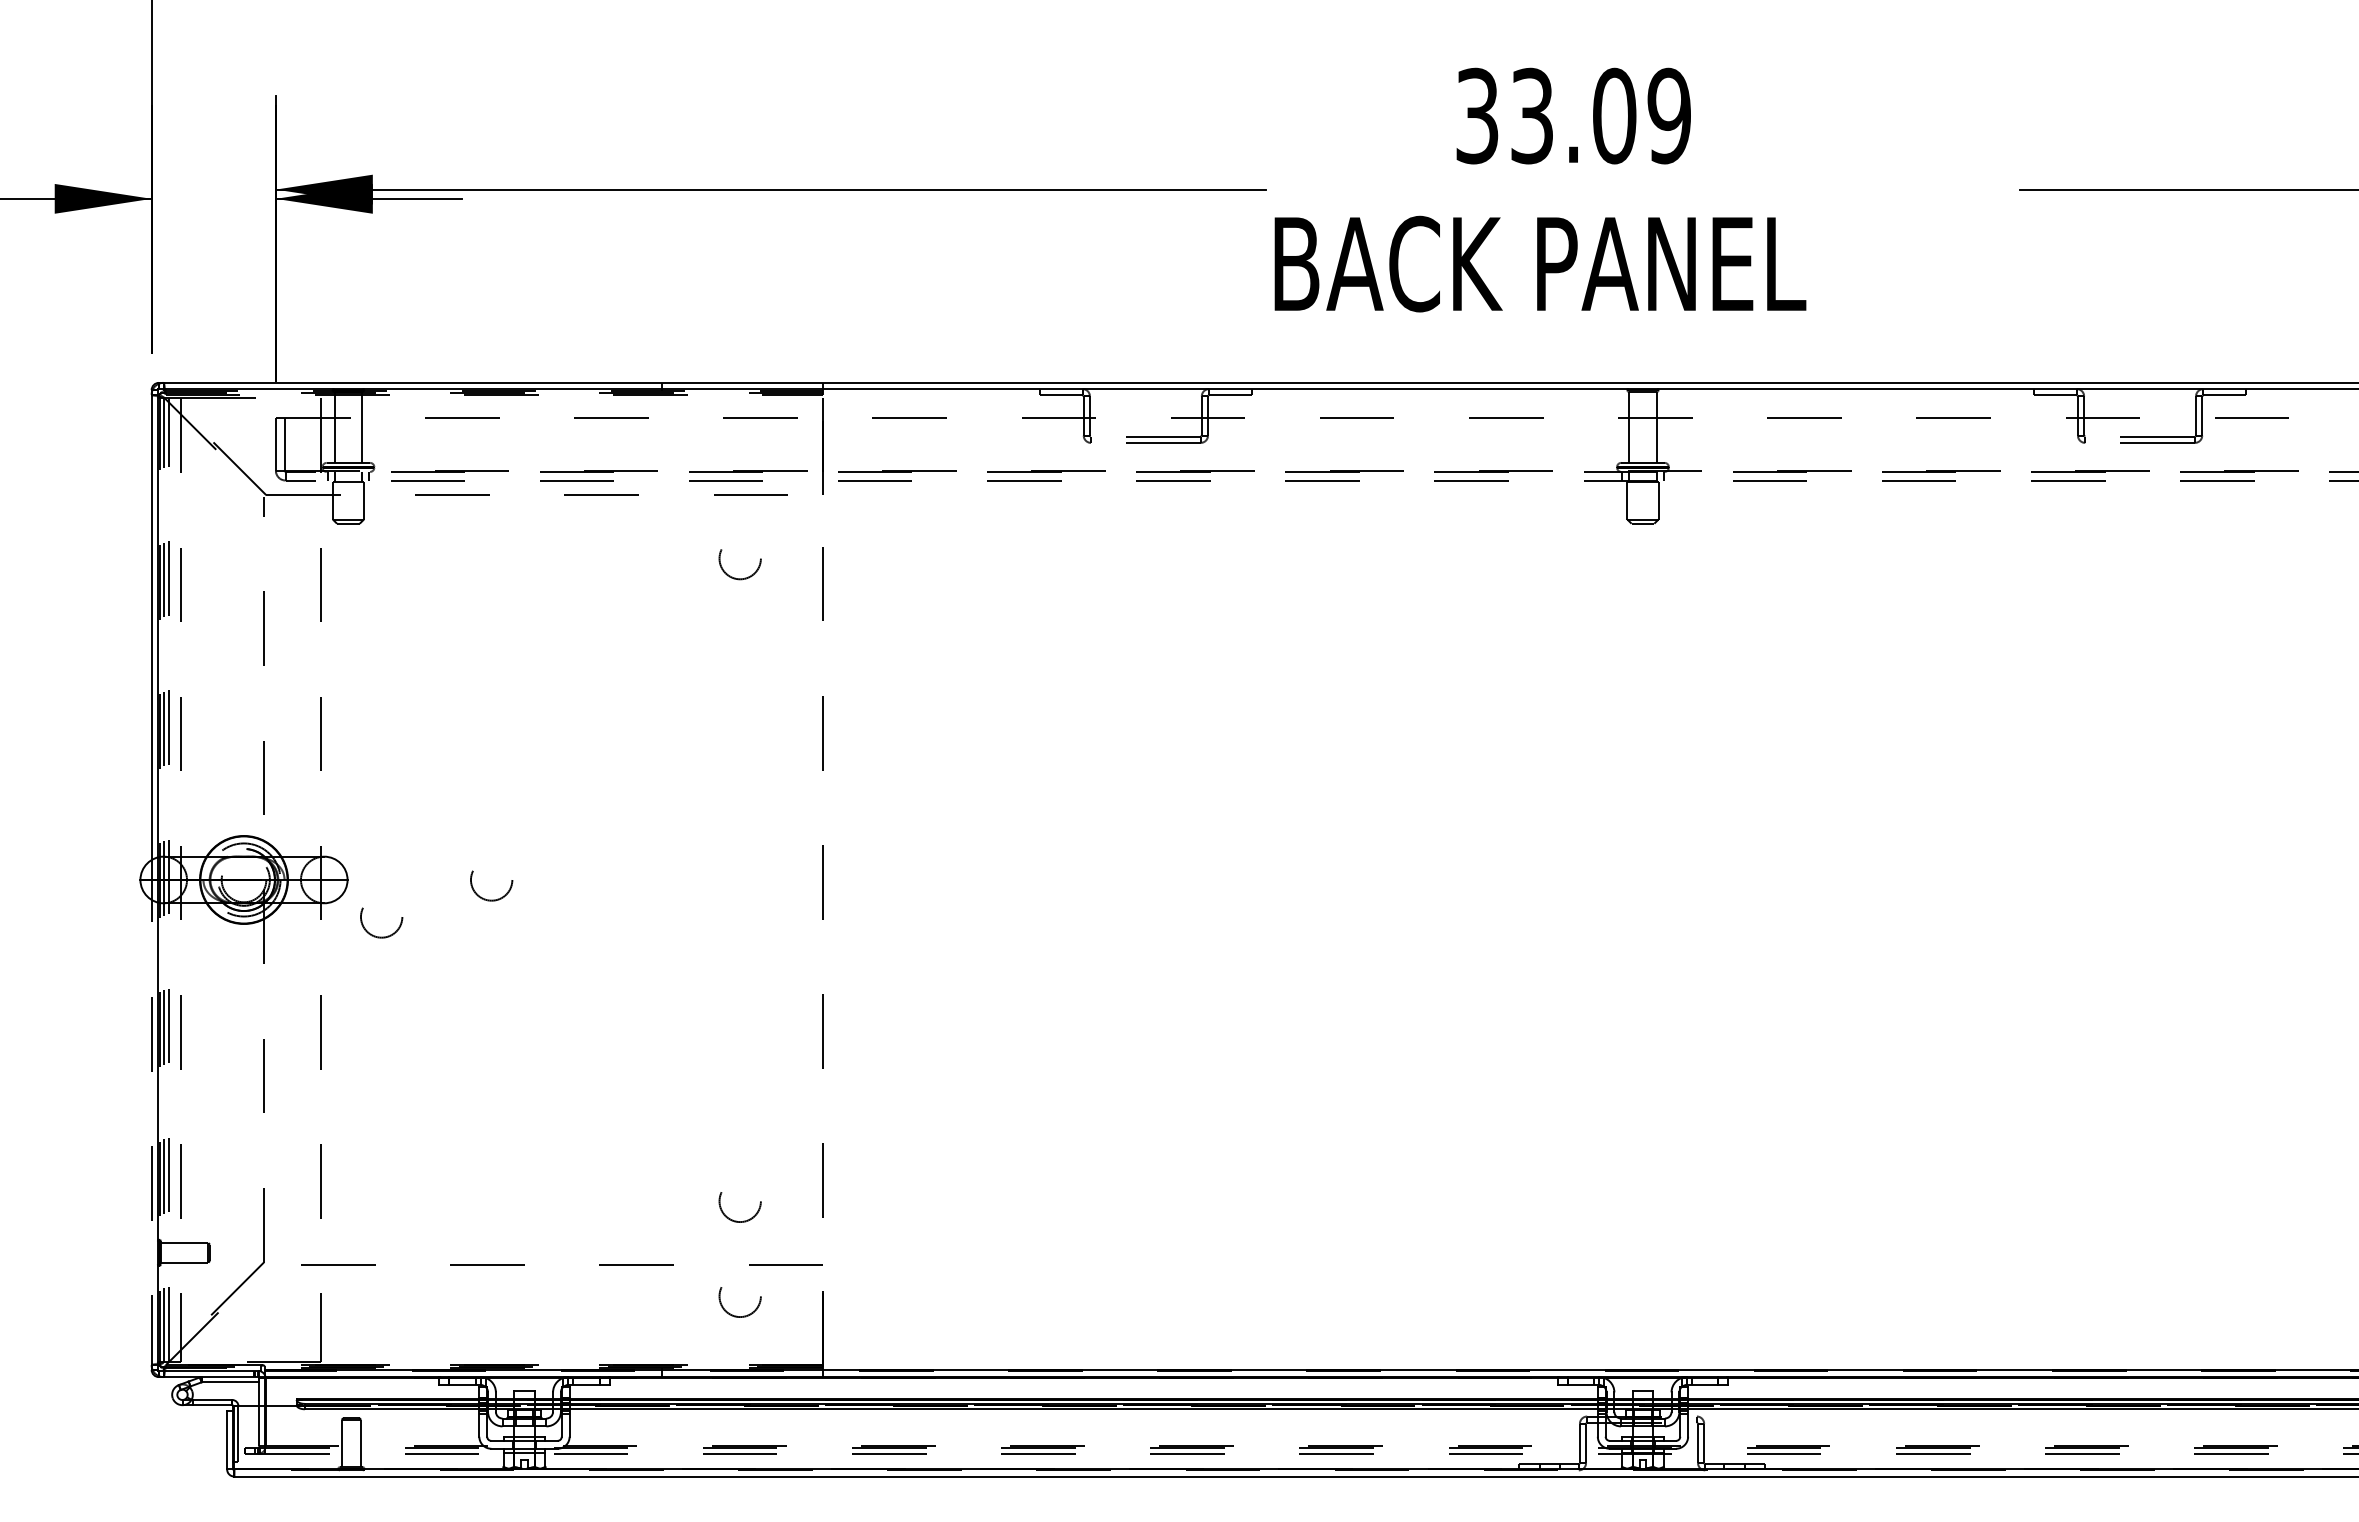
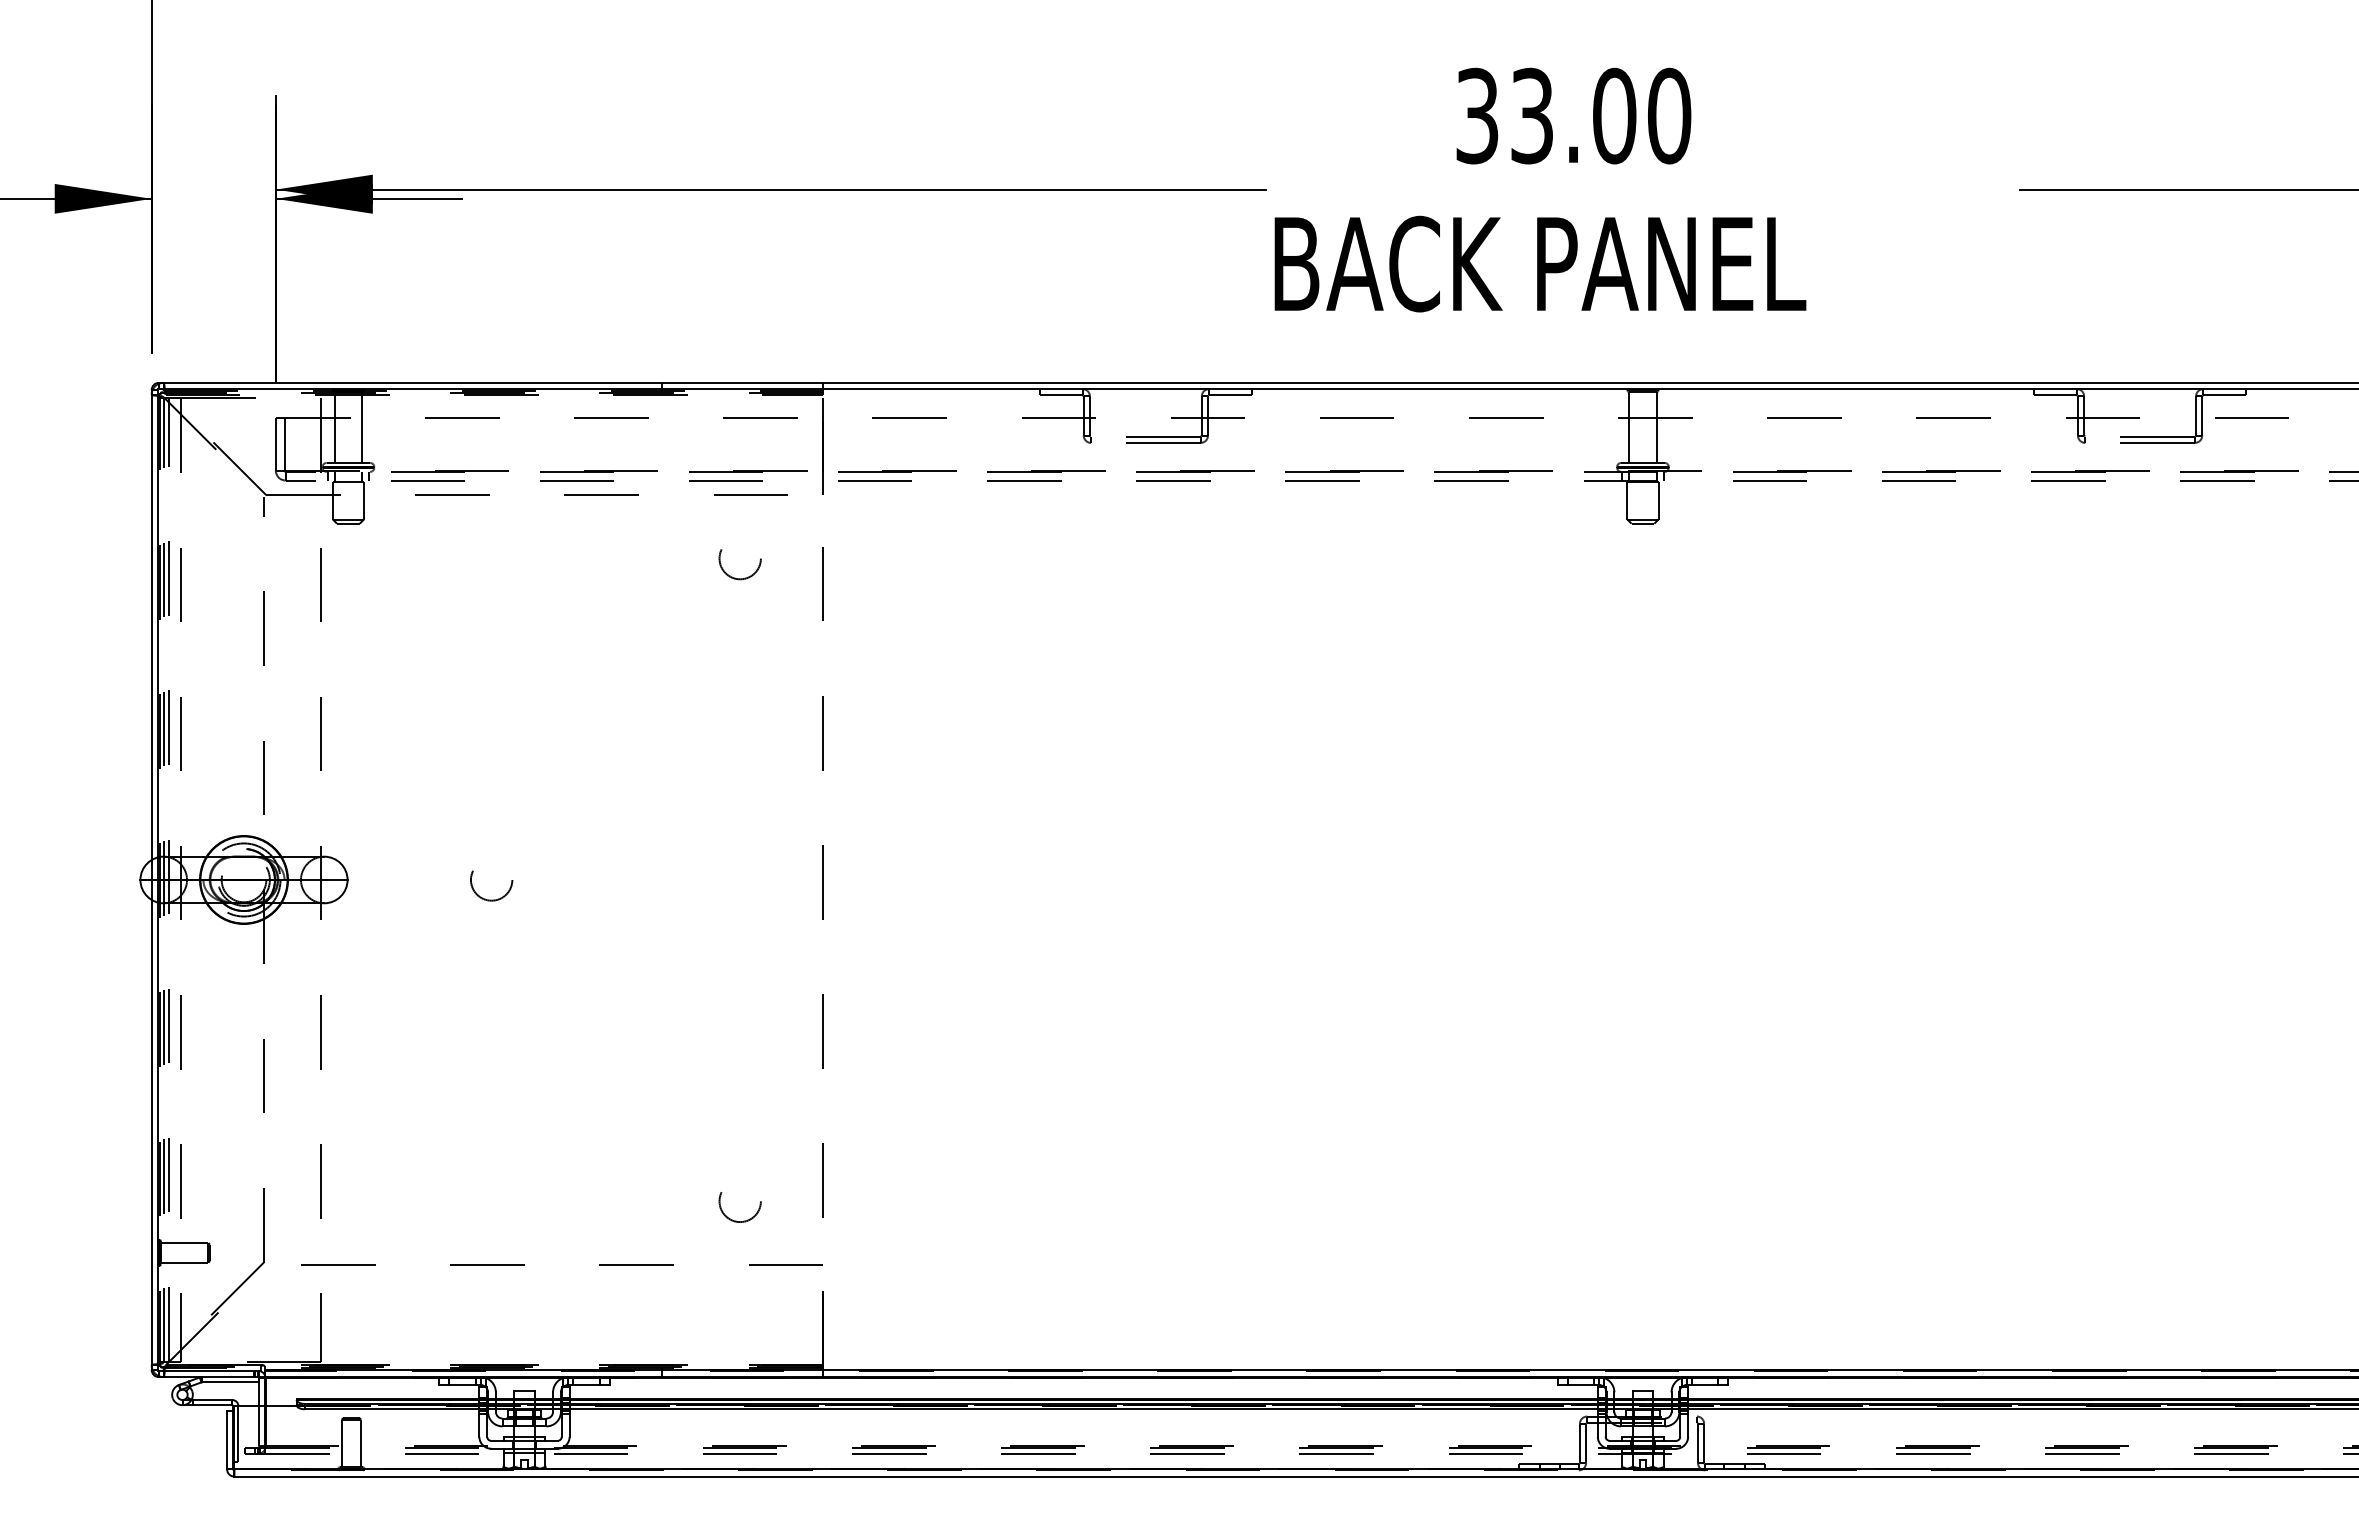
text: 33.09 -> 33.00 (1669, 116)
circle: present -> none (381, 922)
line: dashed -> solid (151, 1134)
circle: present -> none (739, 1302)
